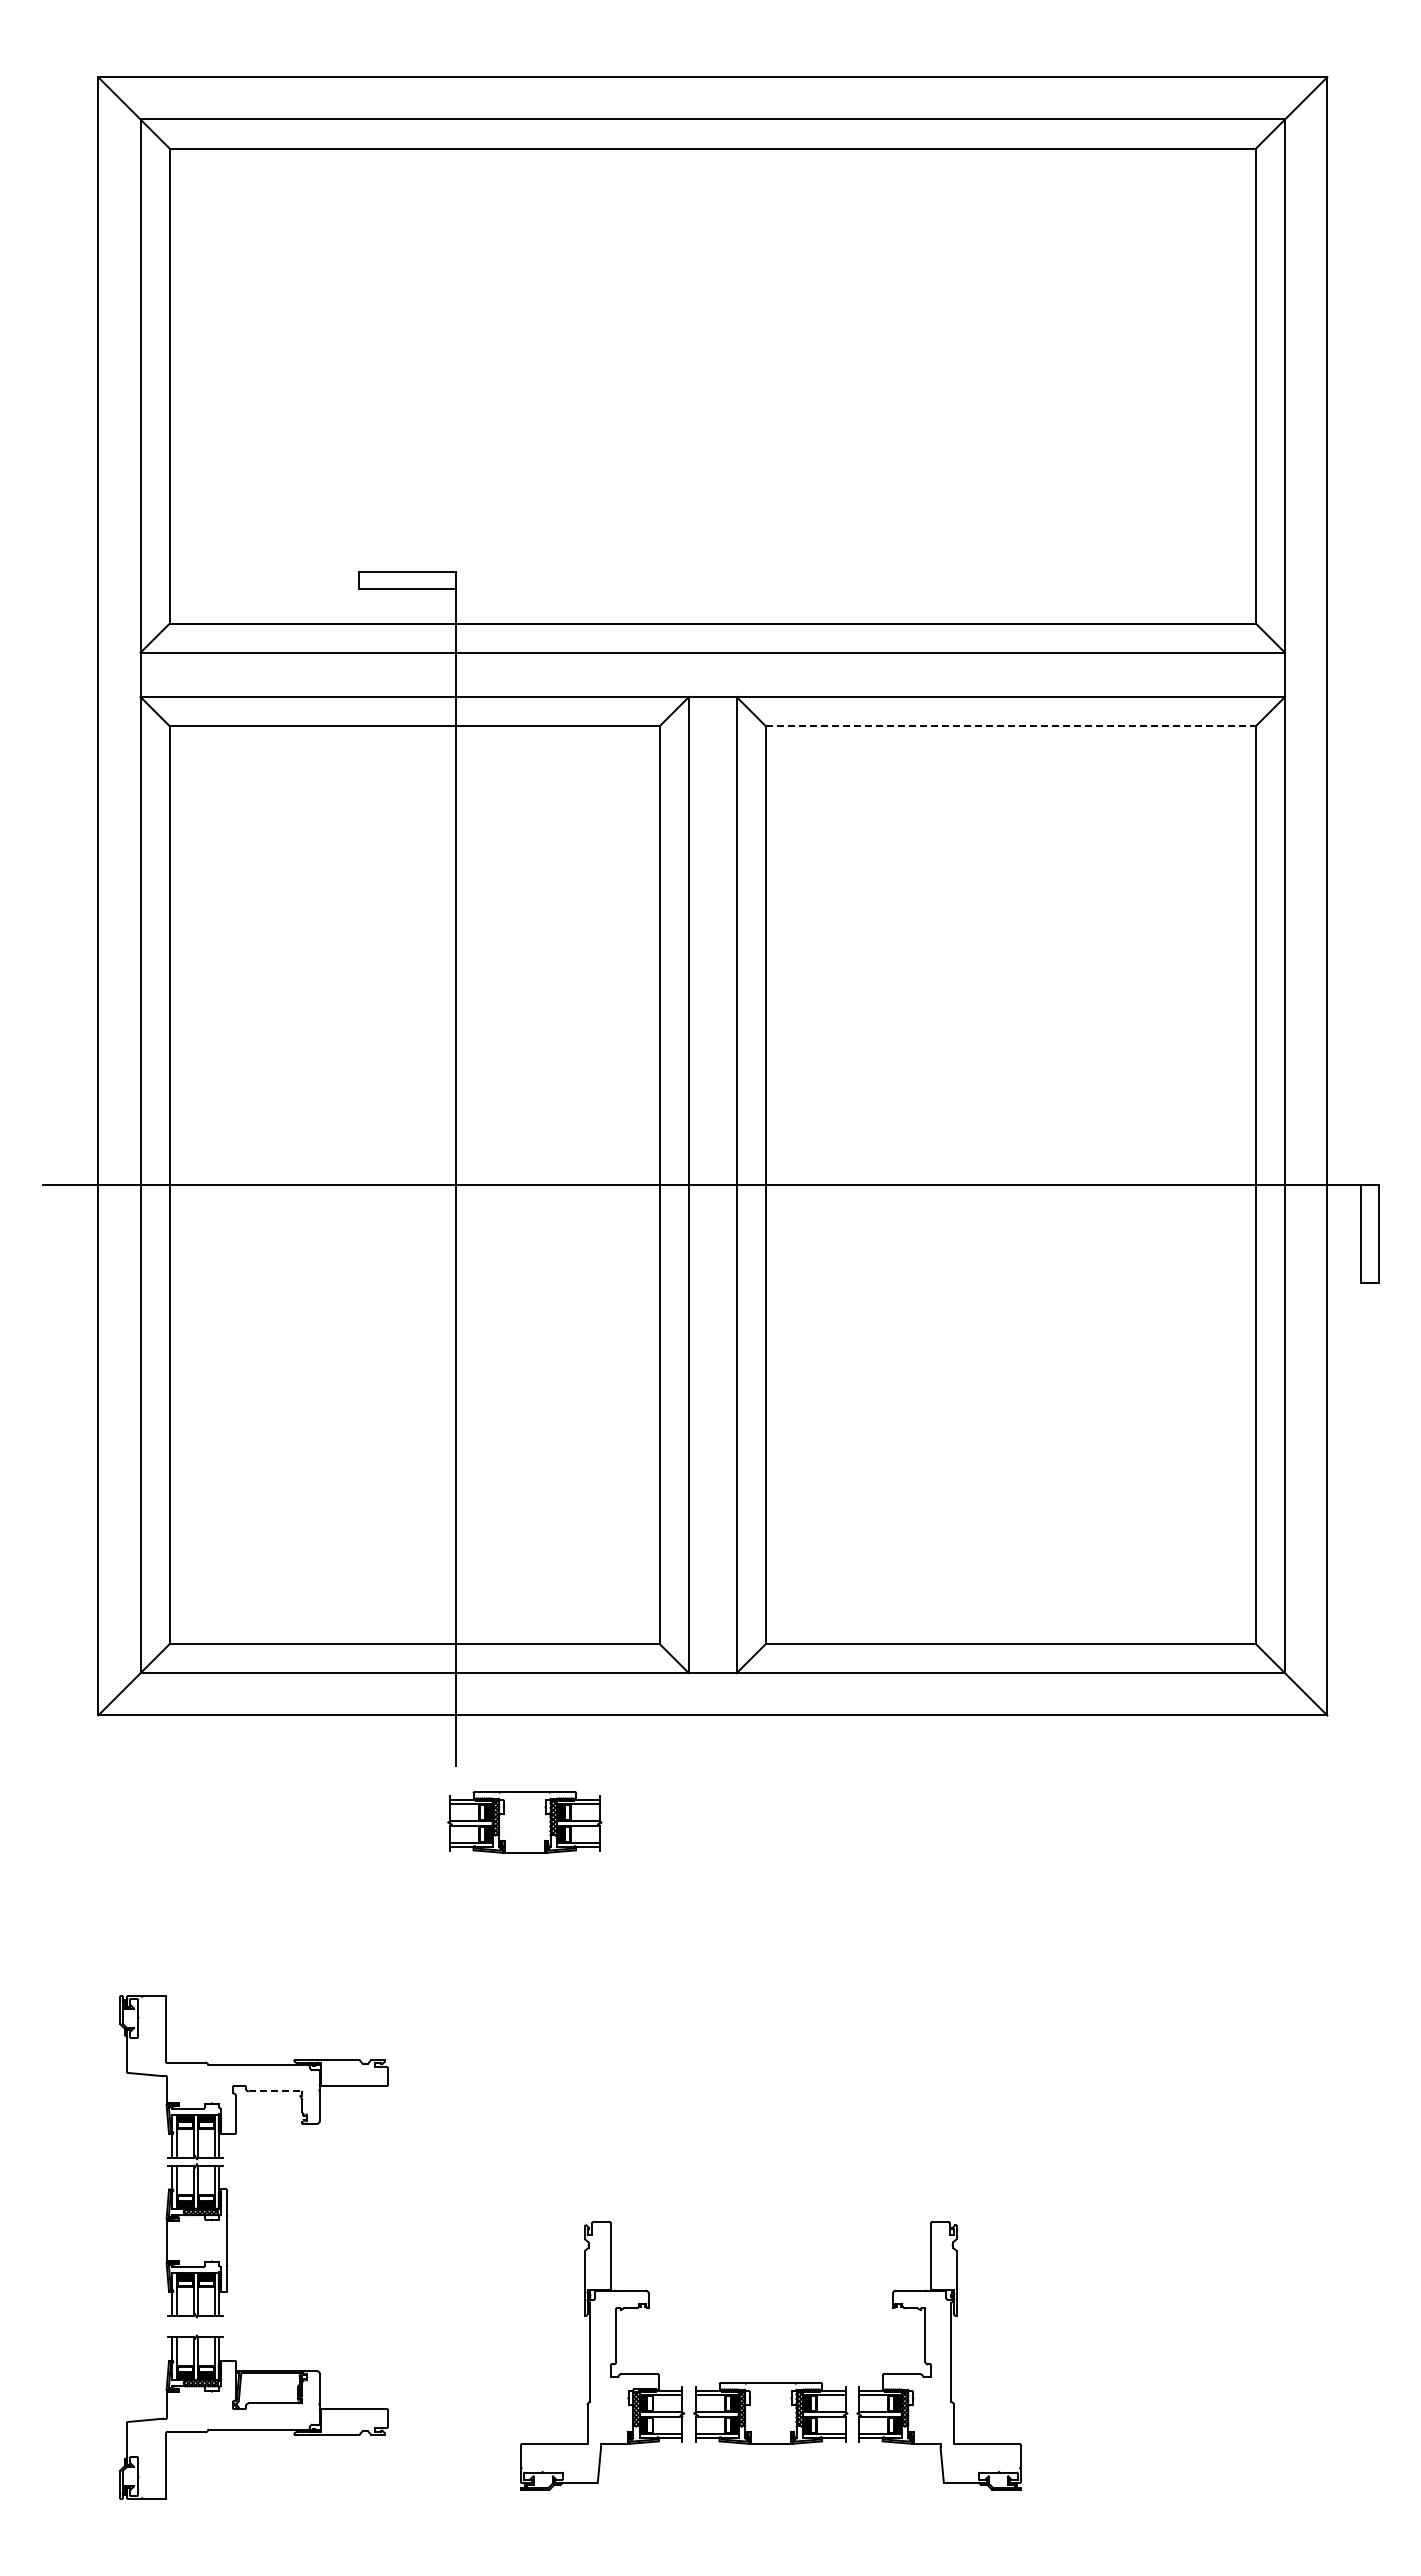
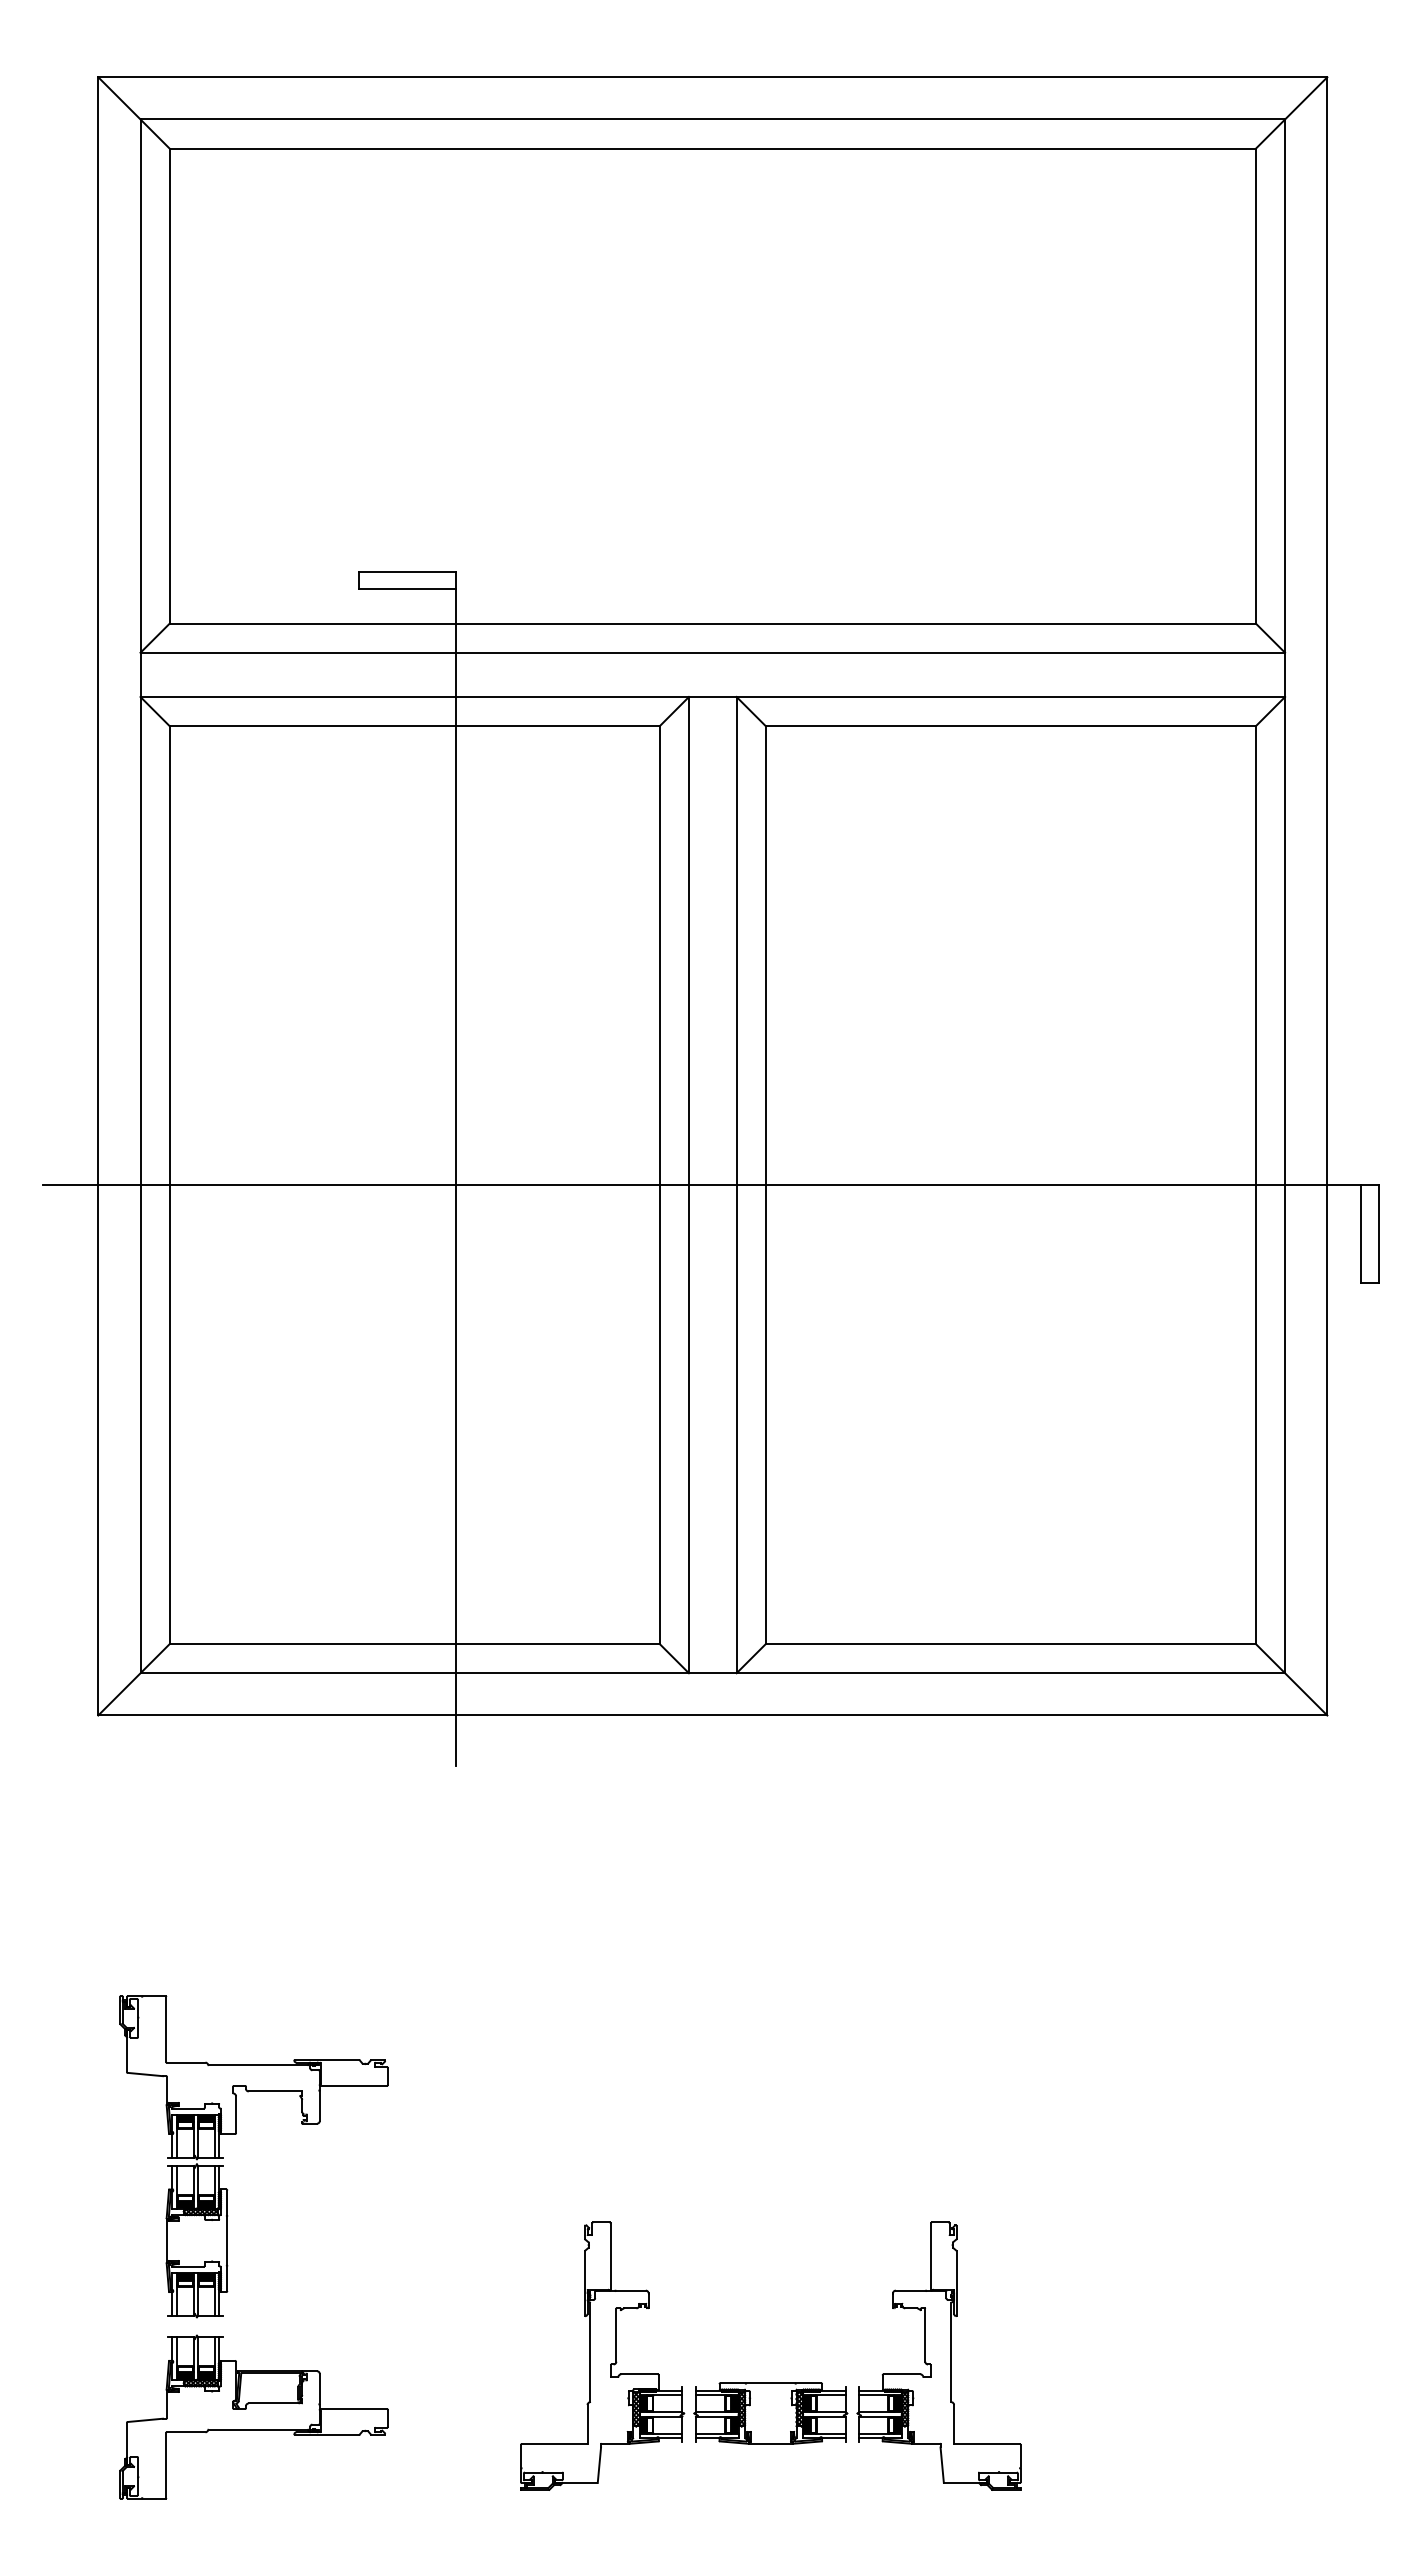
line: dashed -> solid (1011, 726)
part: present -> none (524, 1822)
line: dashed -> solid (275, 2091)
